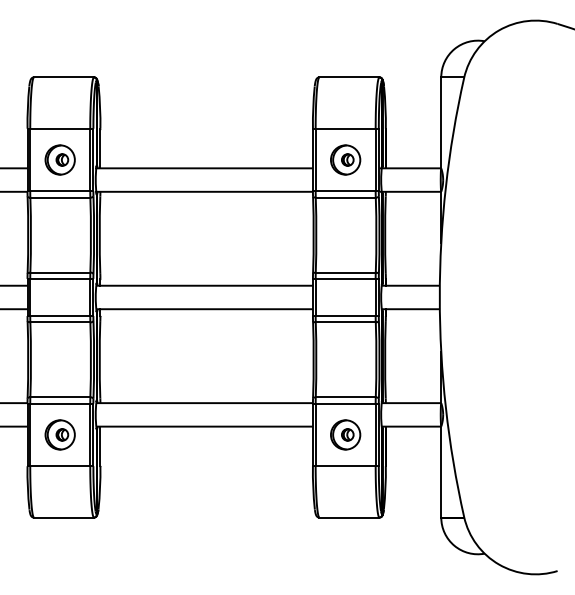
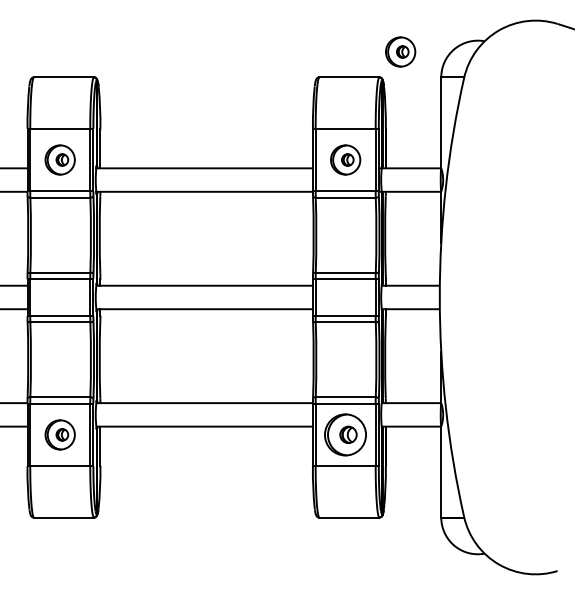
part: none -> present (400, 51)
part size: 32x32 px -> 43x44 px (345, 434)
